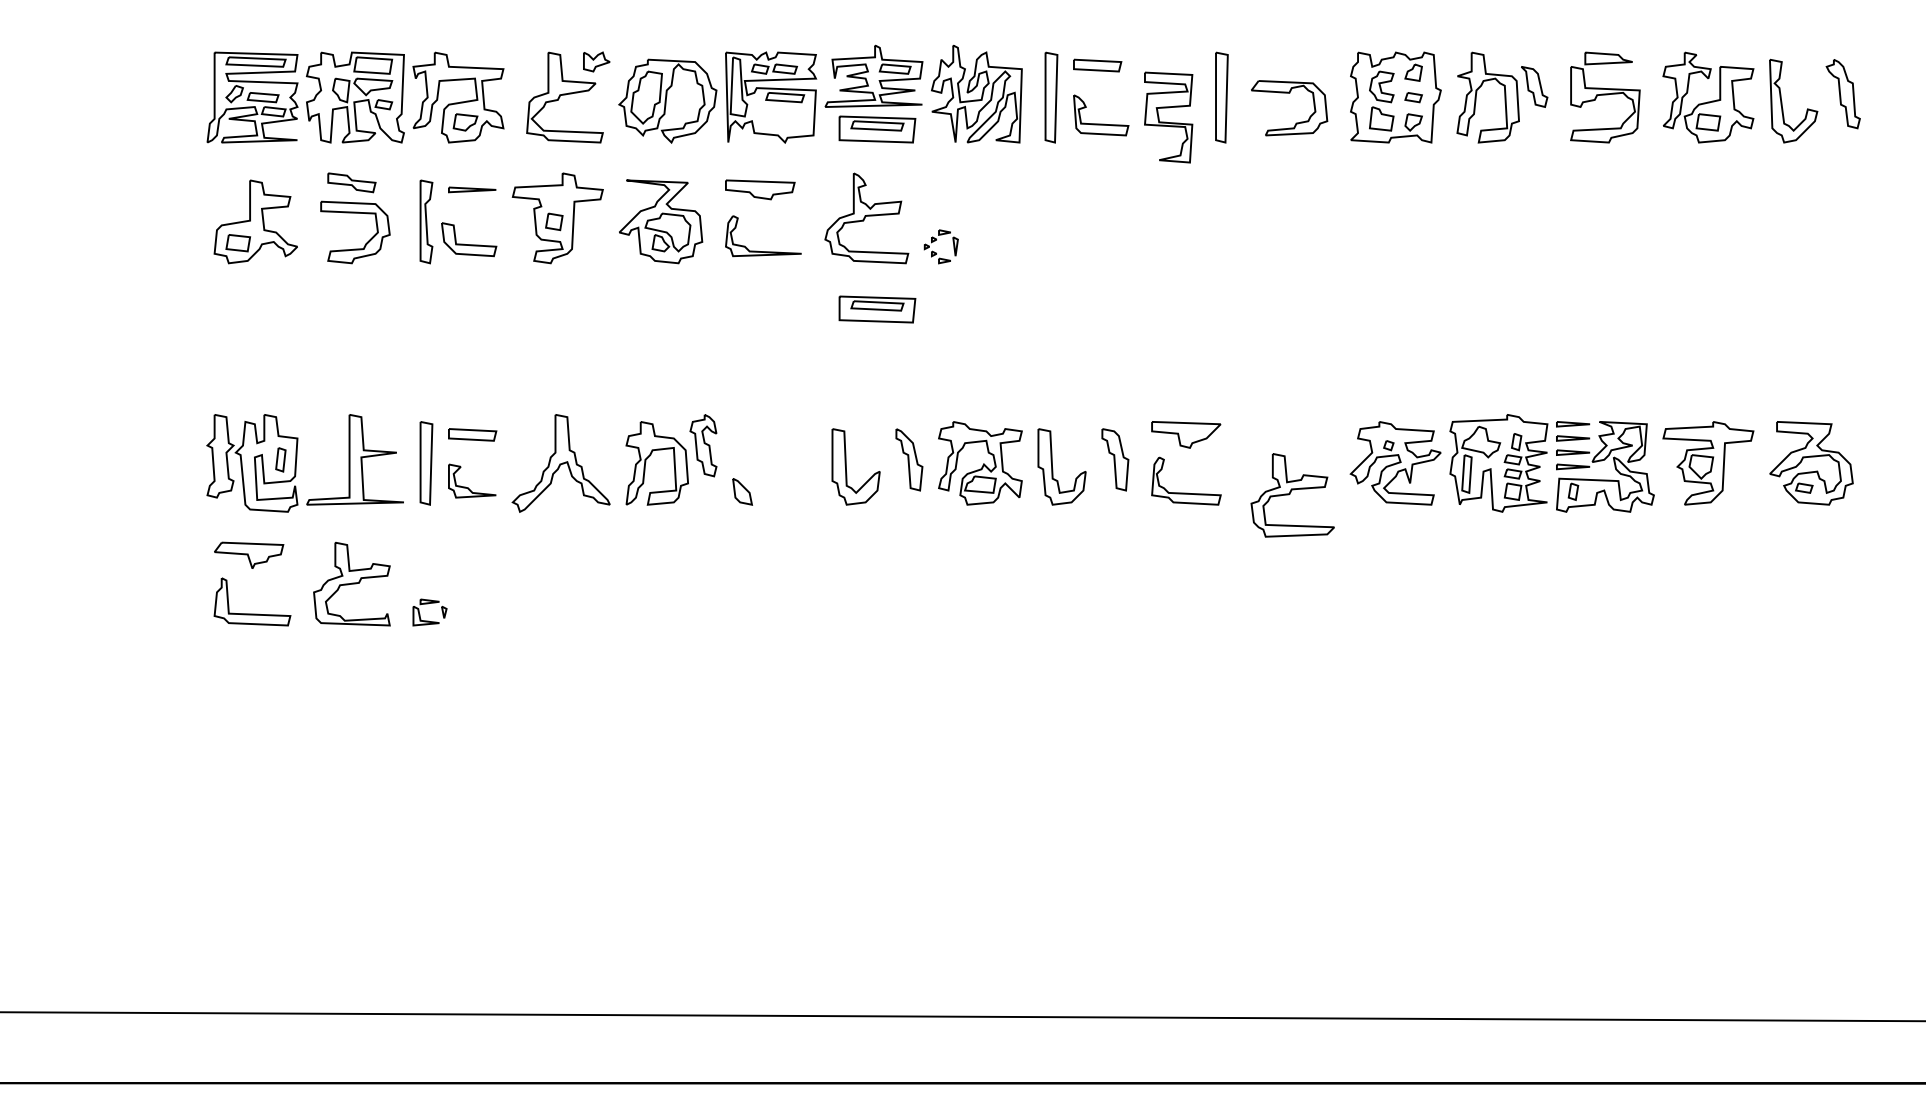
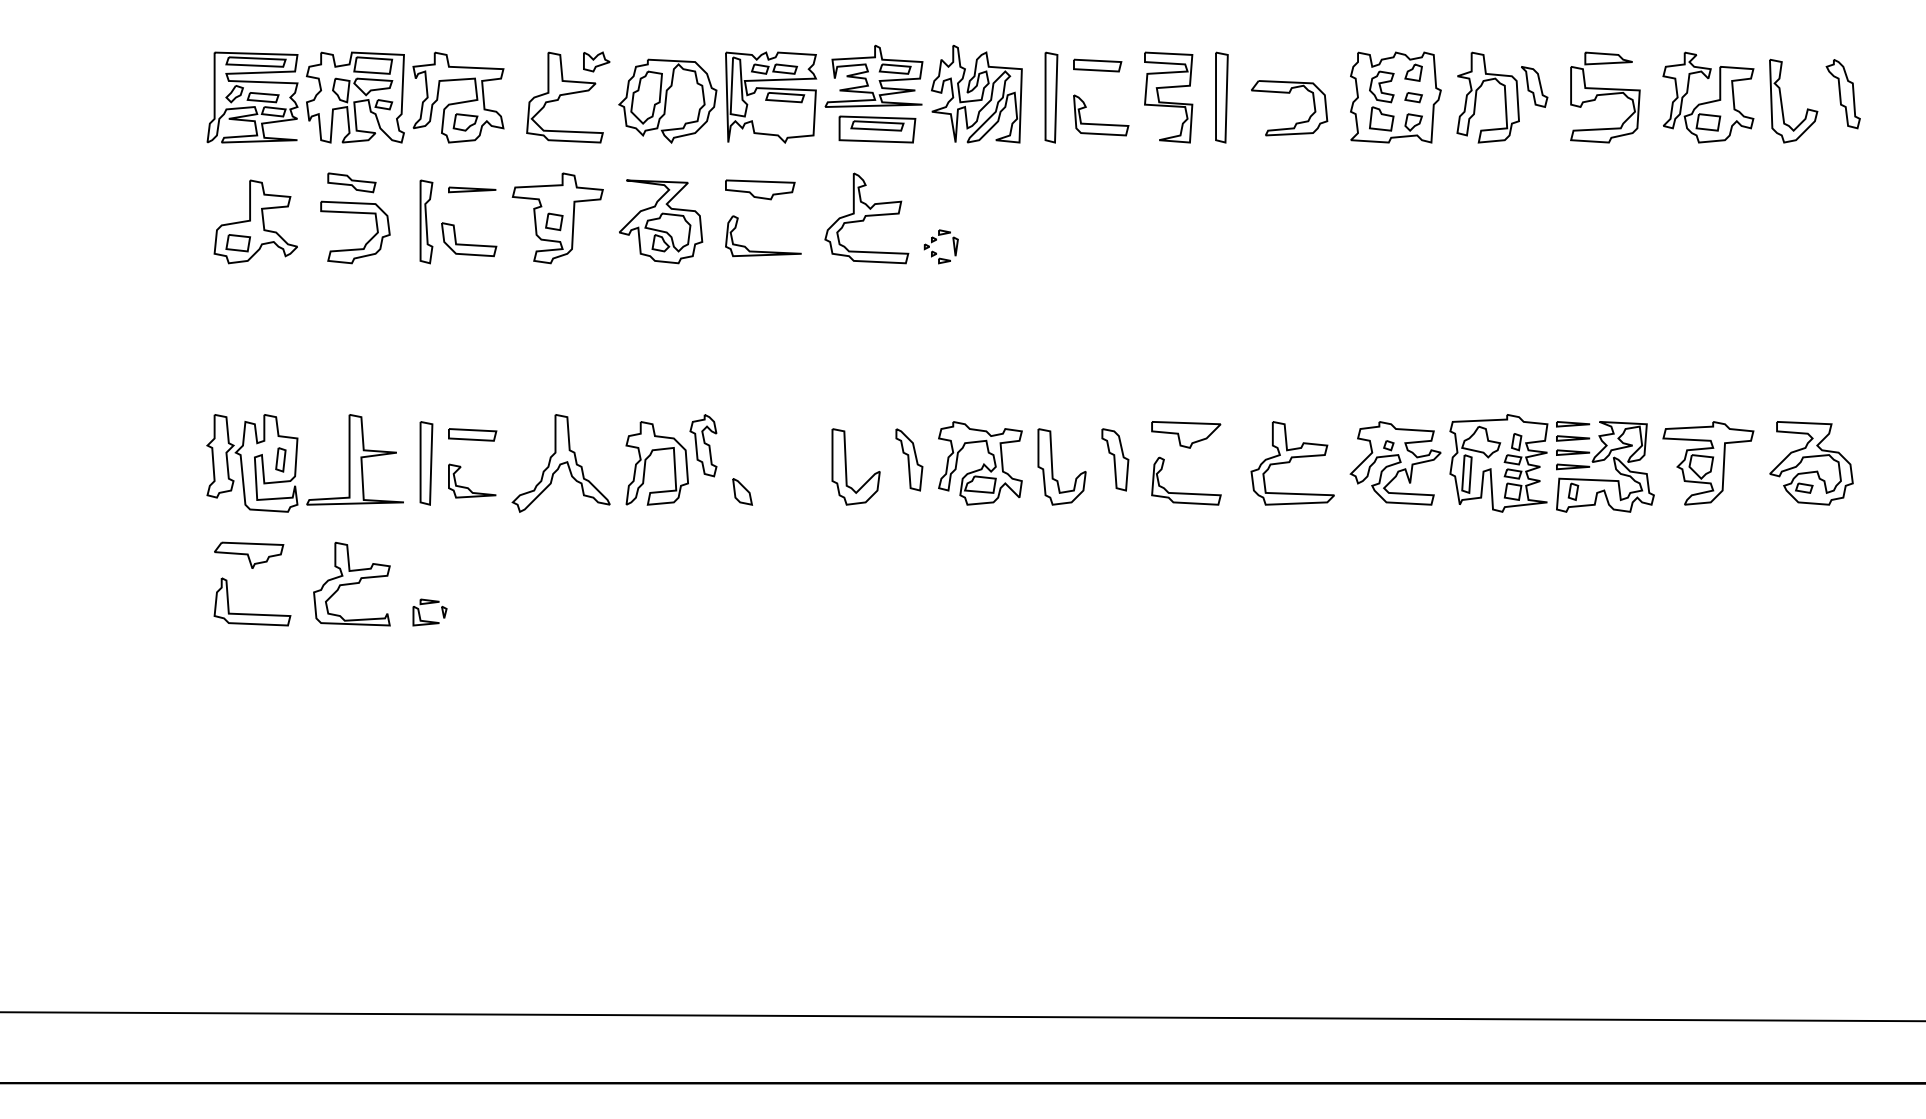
part position: (1168, 117) -> (1168, 97) (1168, 97)
part: present -> none (877, 309)
part position: (1292, 495) -> (1292, 463) (1292, 463)
